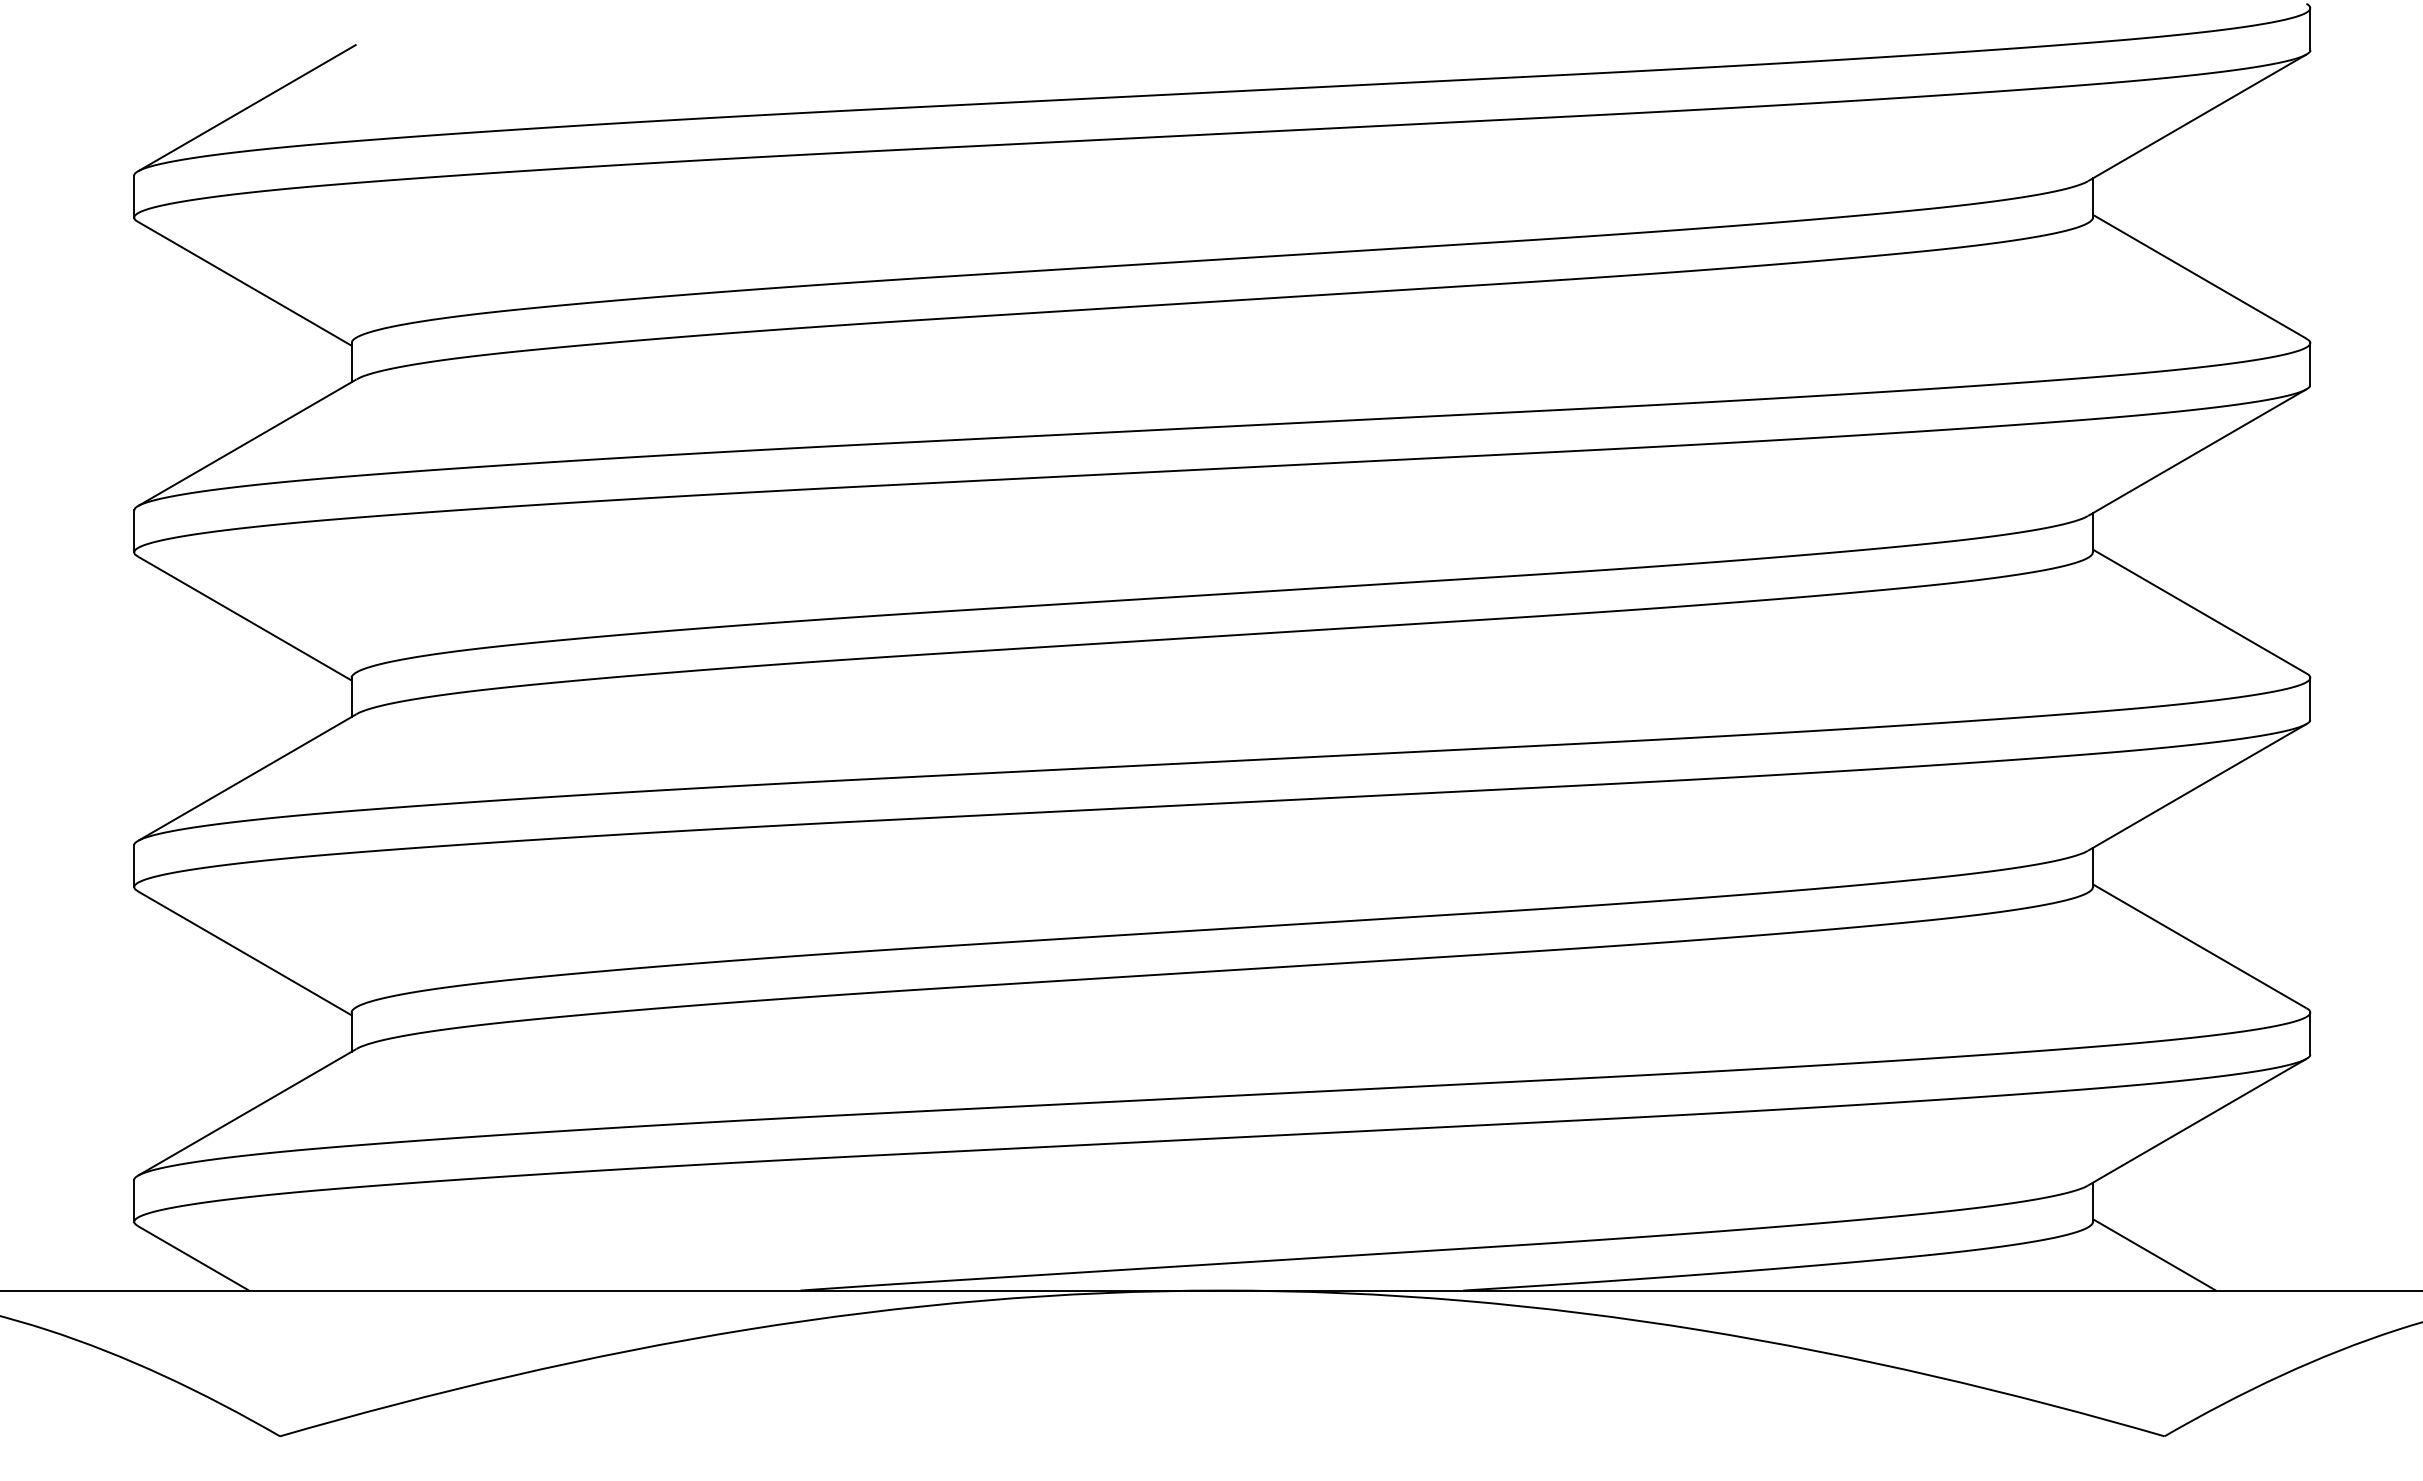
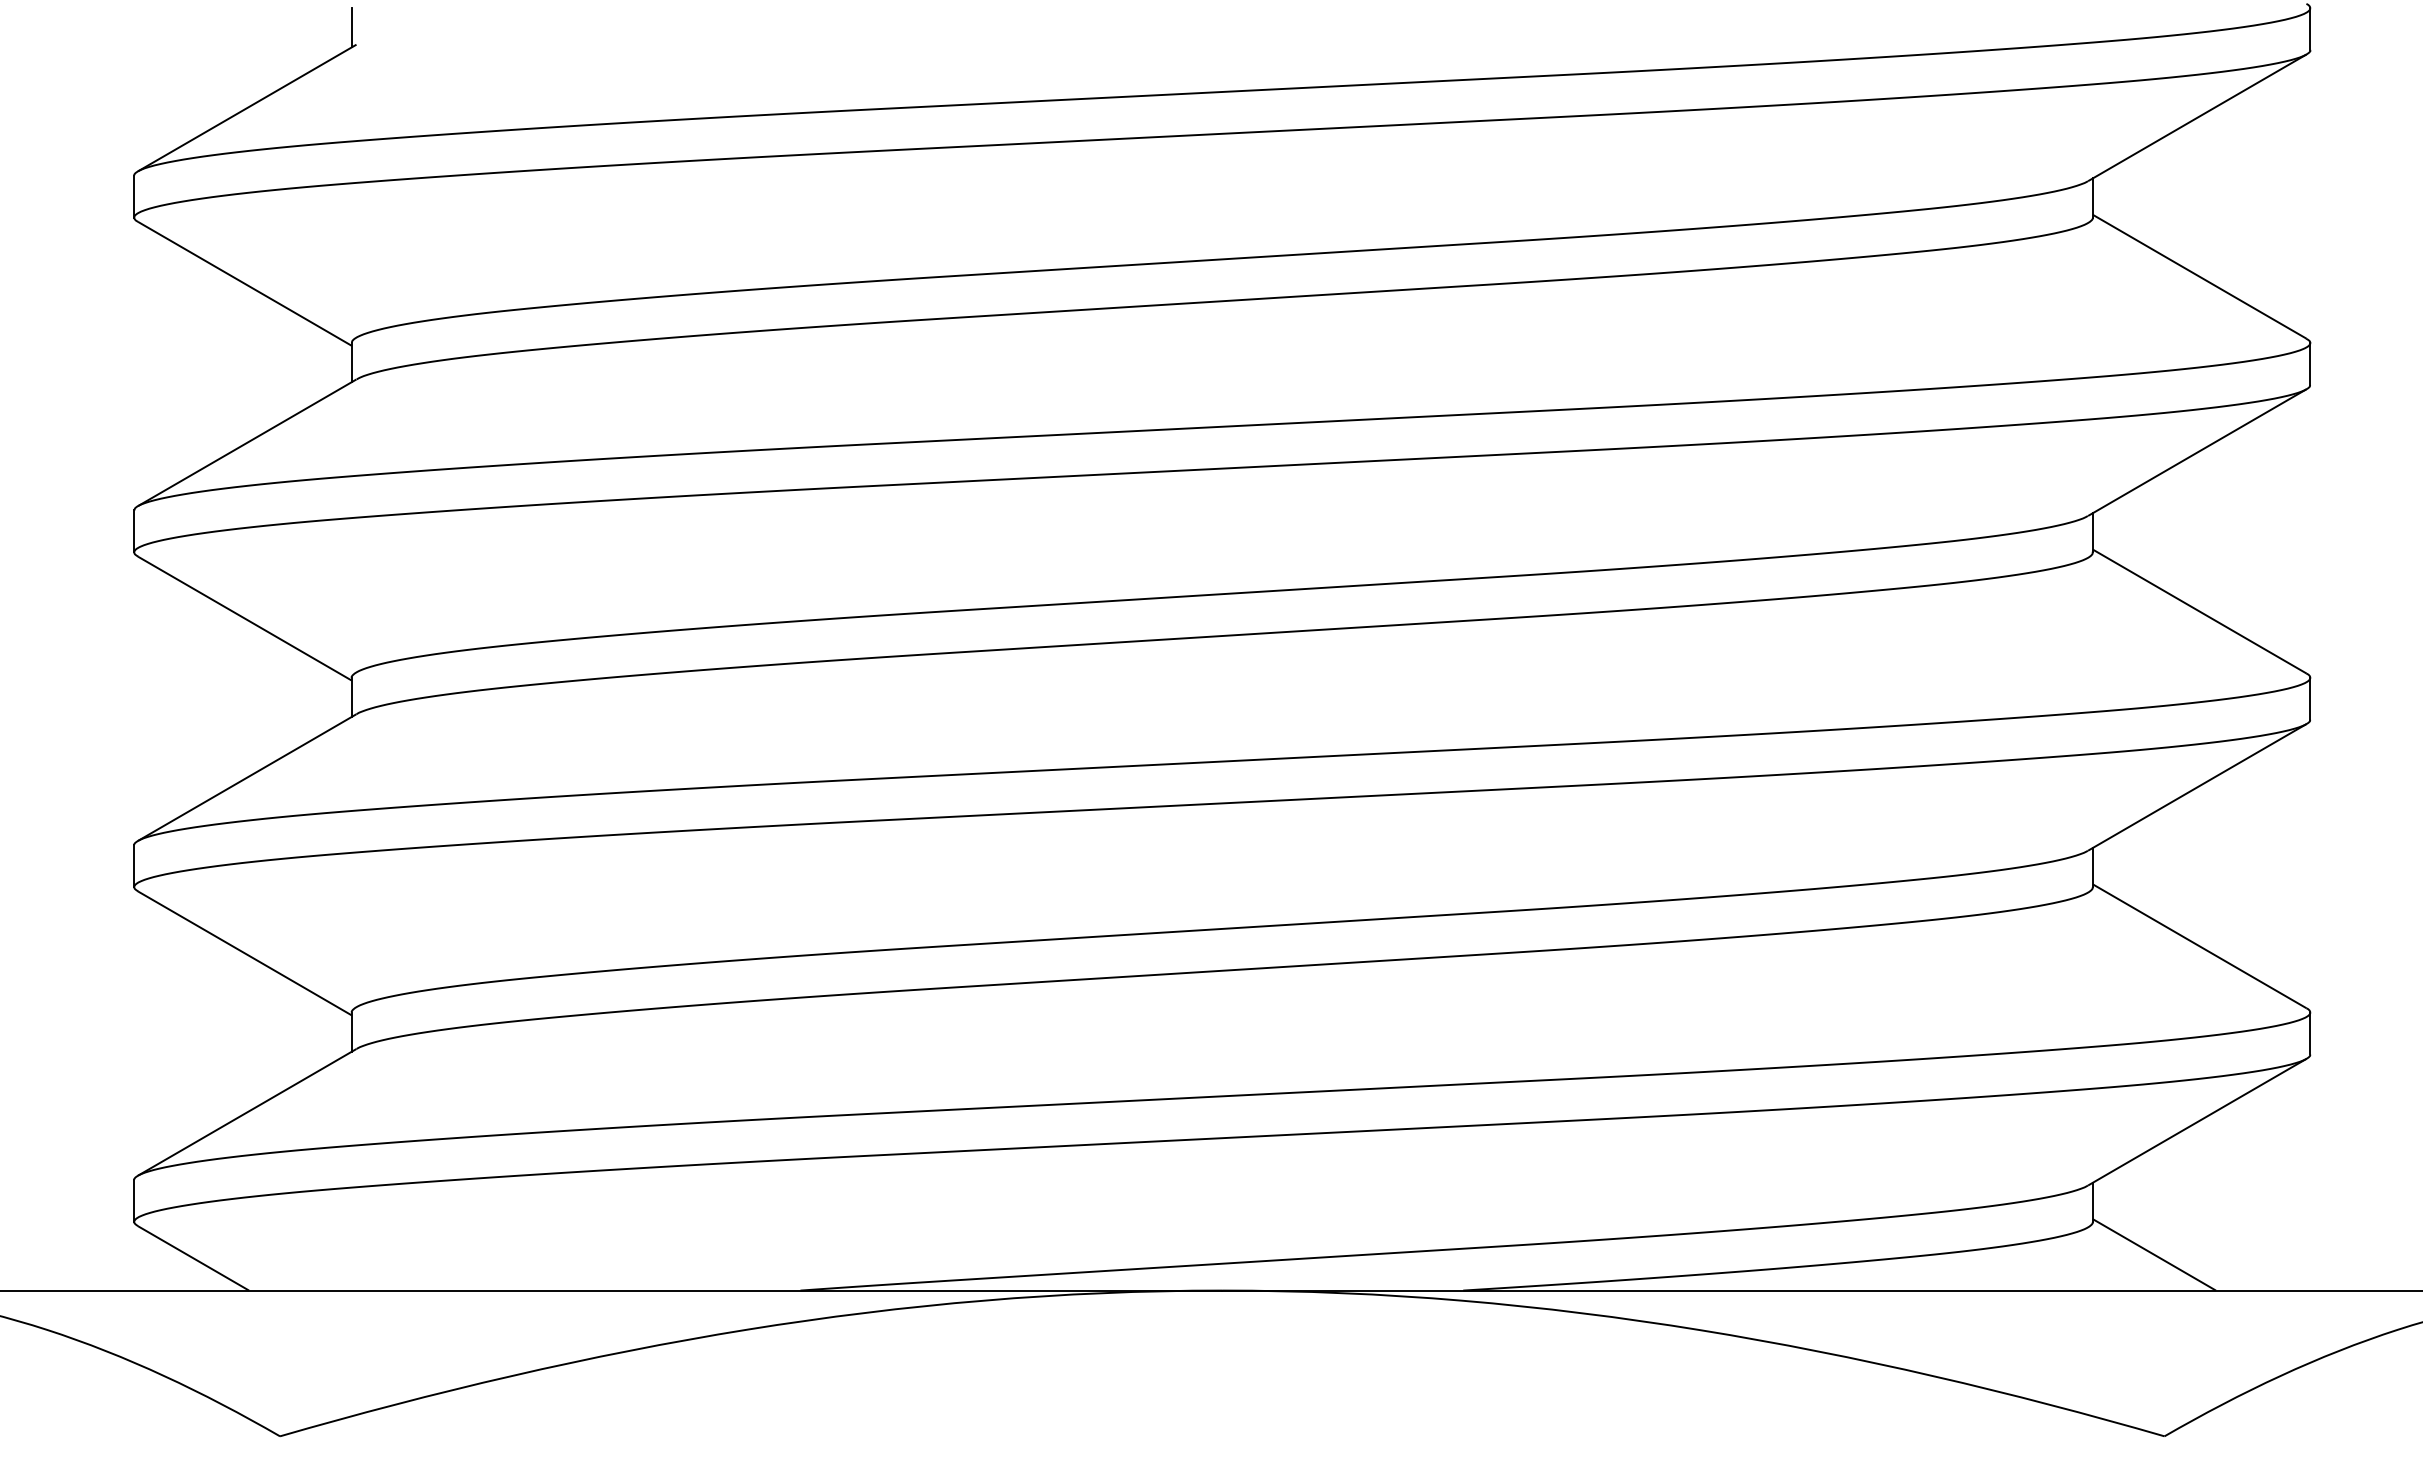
line: none -> present (351, 27)
